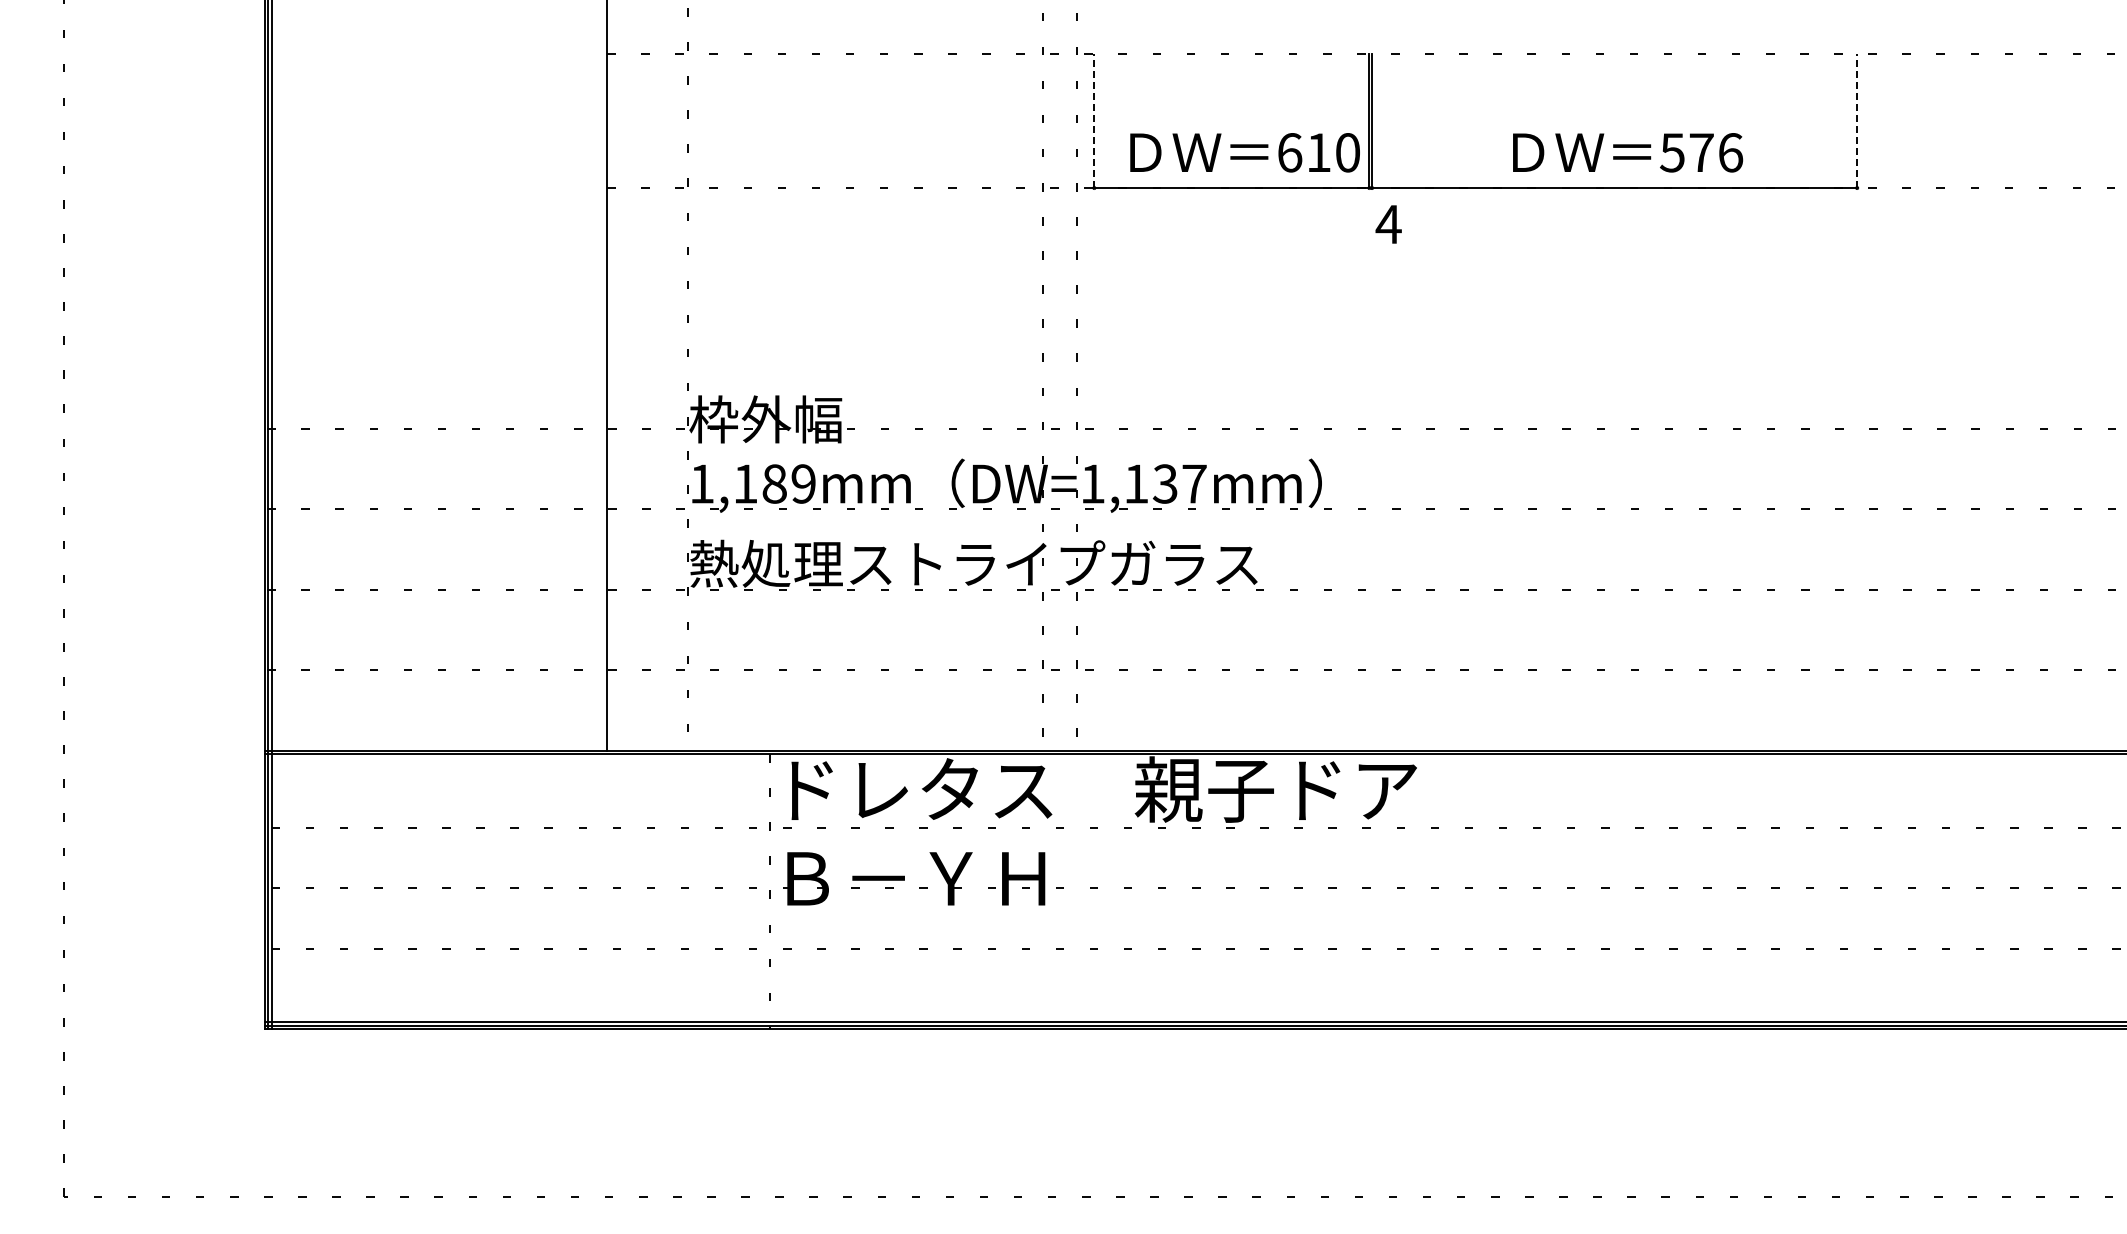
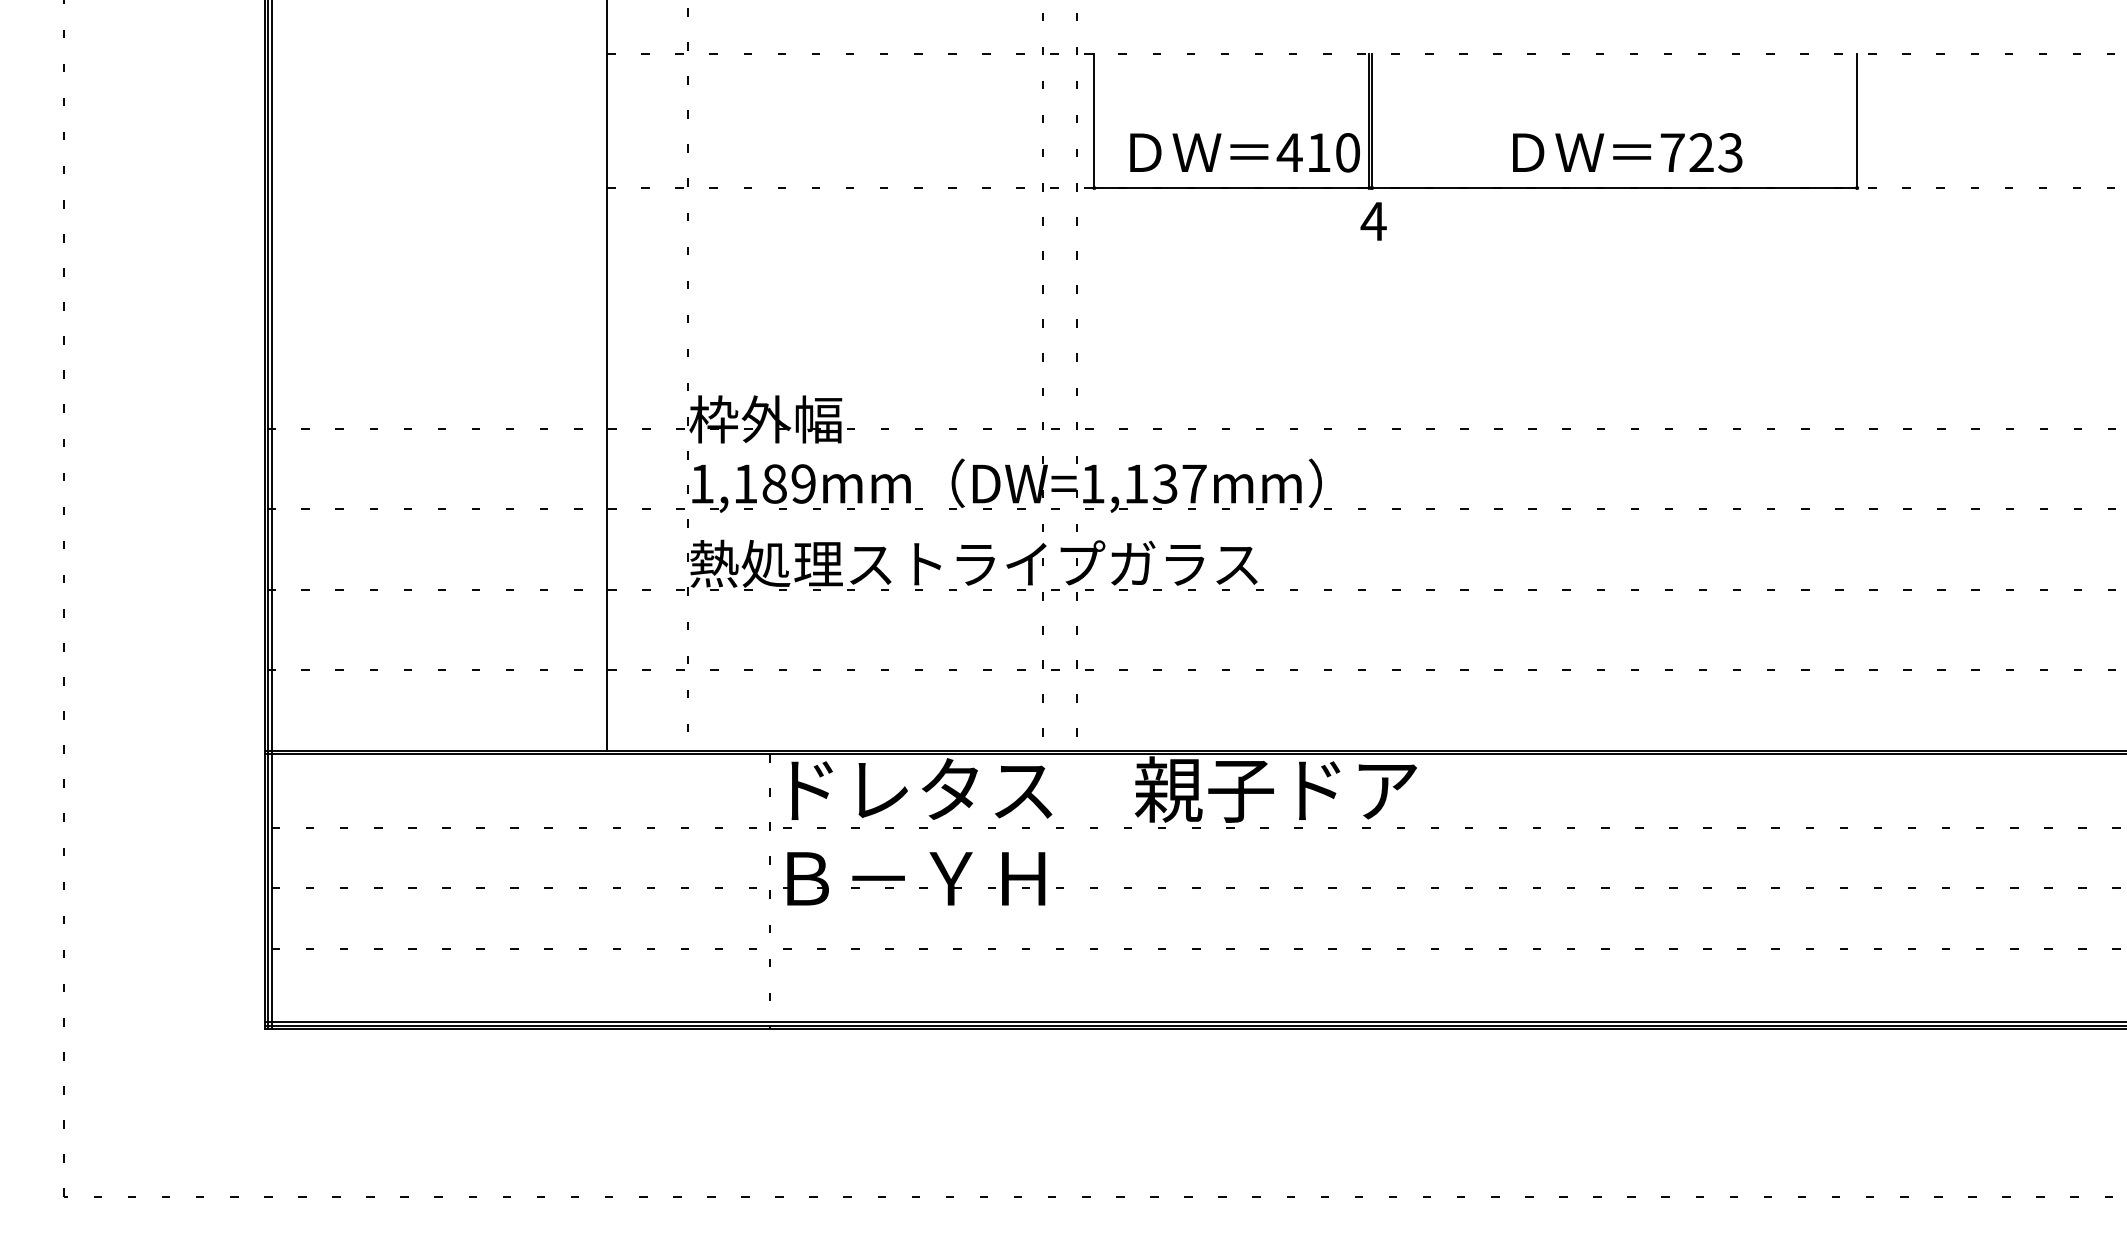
line: dashed -> solid (1094, 120)
line: dashed -> solid (1857, 120)
text: 610 -> 410 (1289, 152)
text: 576 -> 723 (1701, 152)
text position: (1388, 224) -> (1373, 221) (1373, 221)
